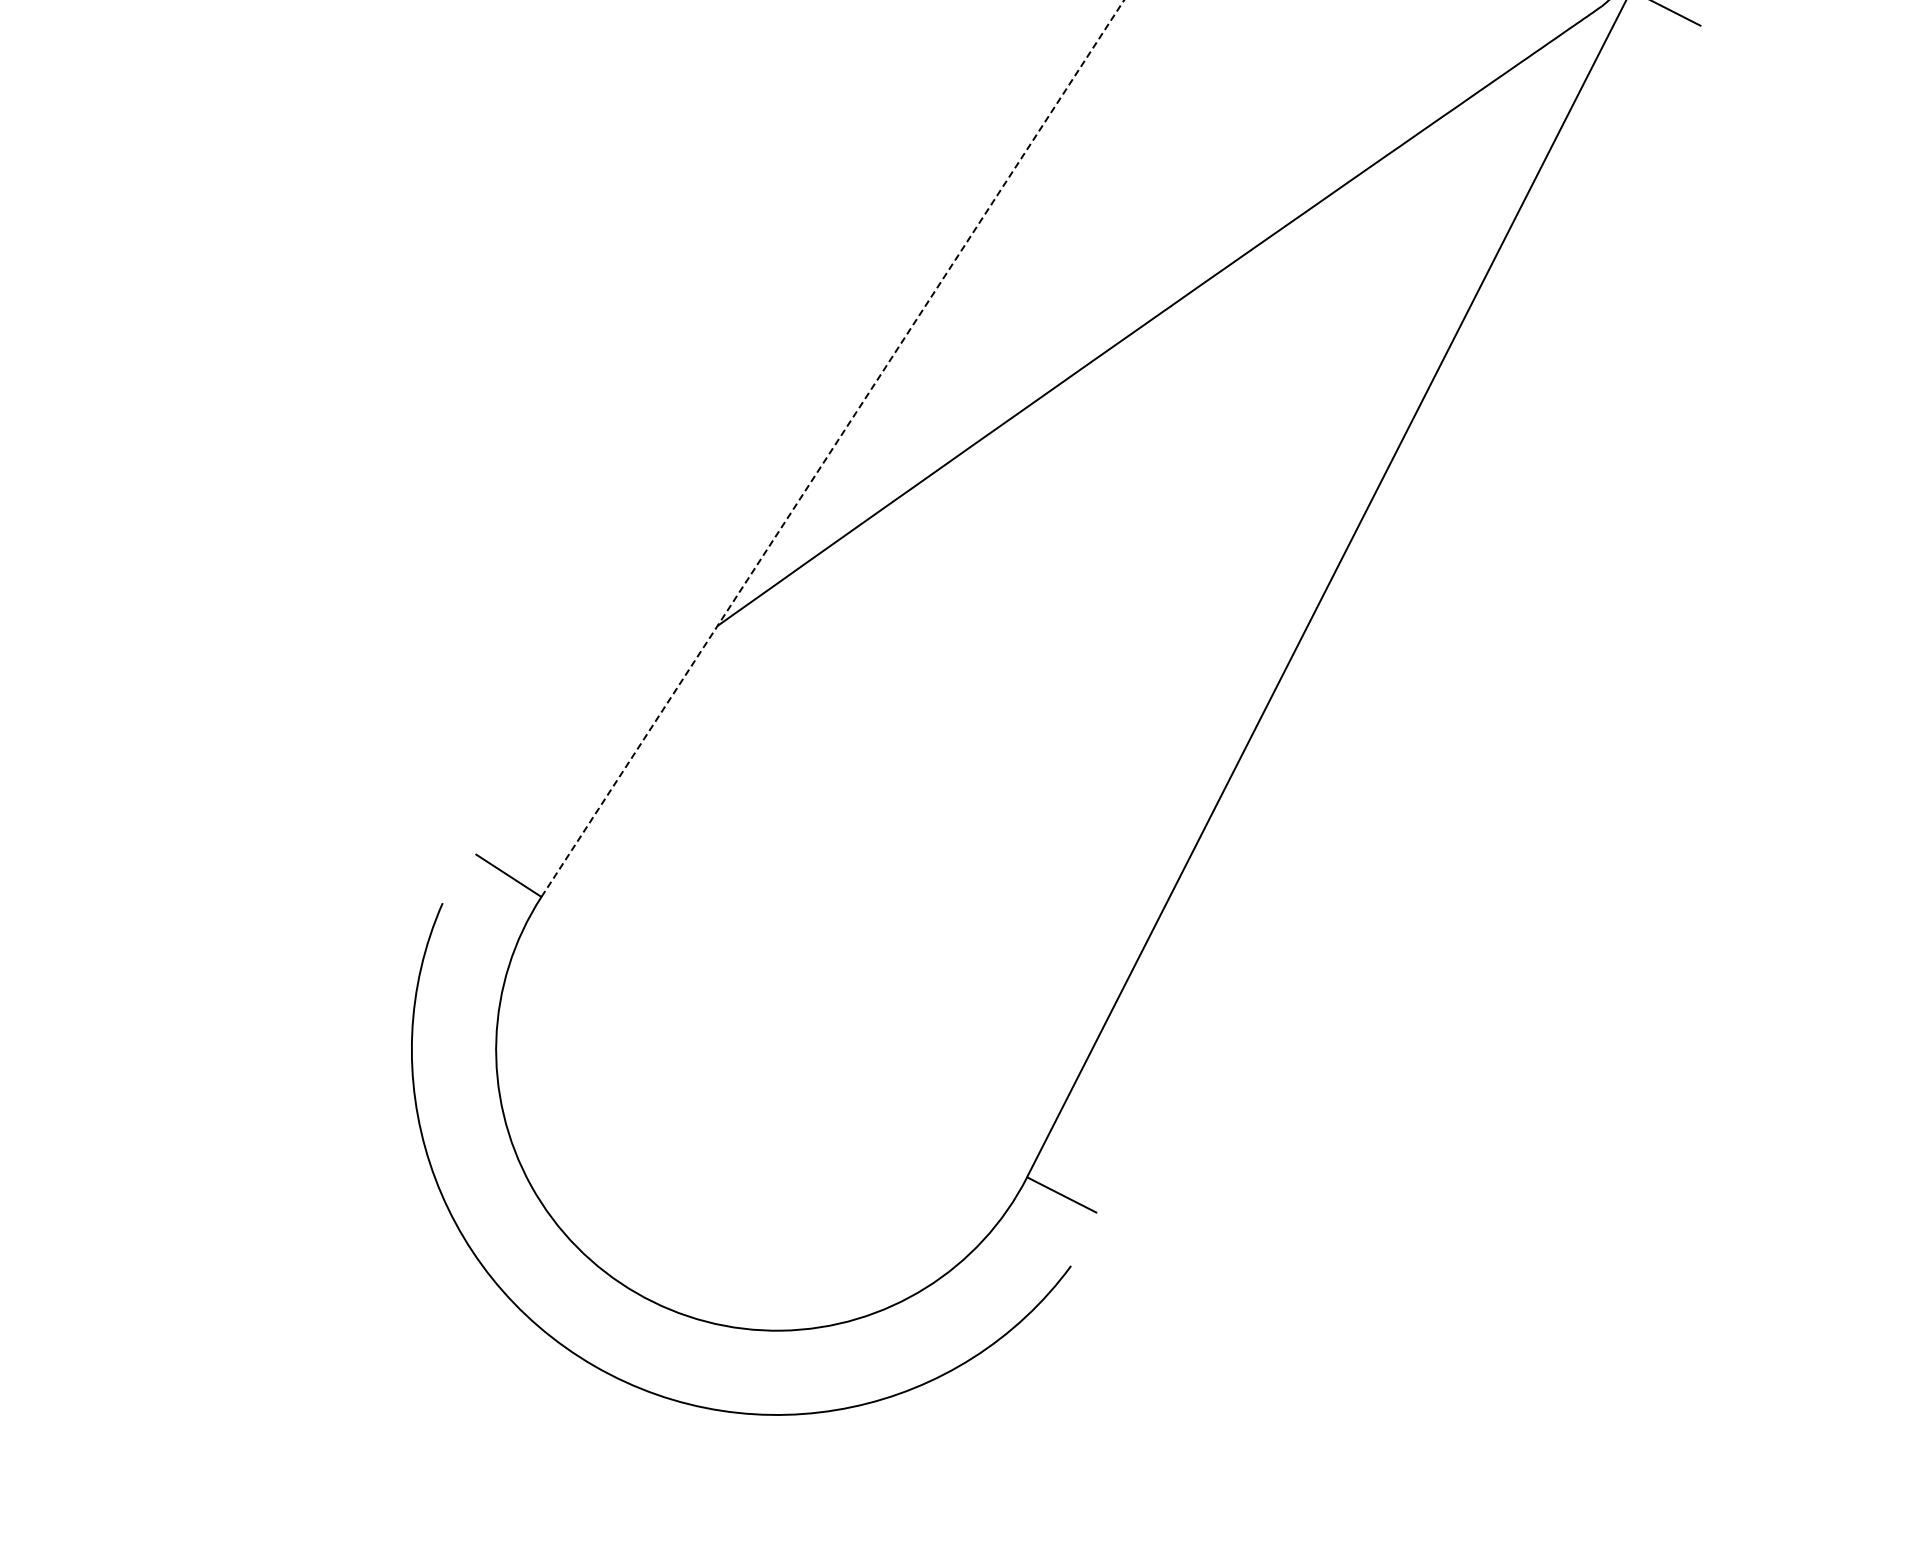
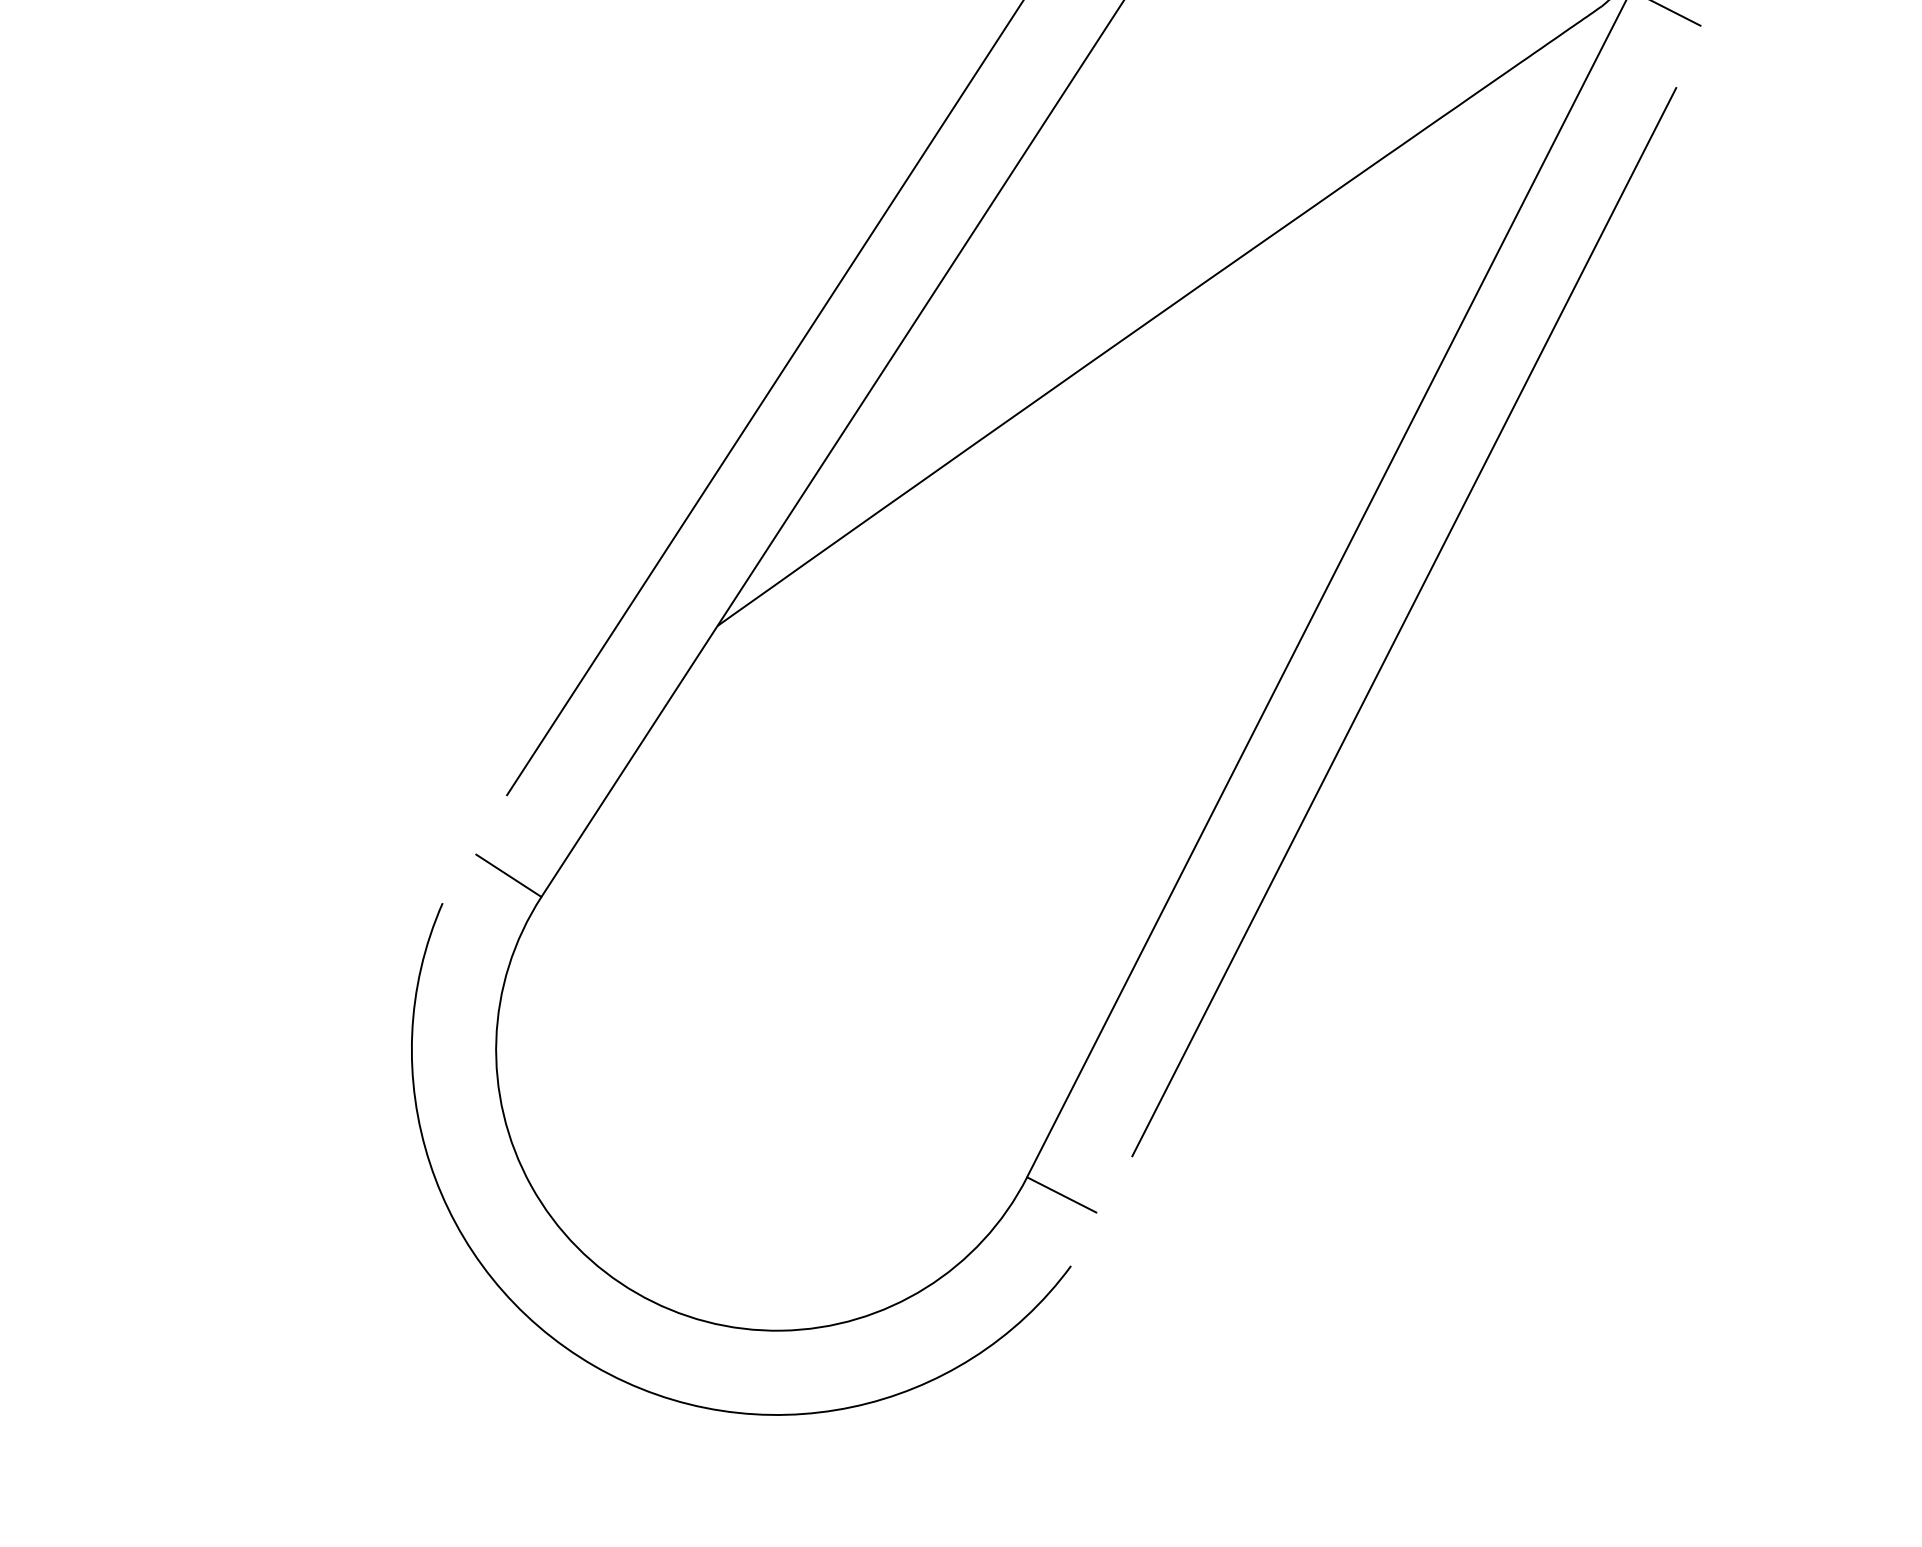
line: none -> present (764, 398)
line: dashed -> solid (832, 448)
line: none -> present (1404, 622)
